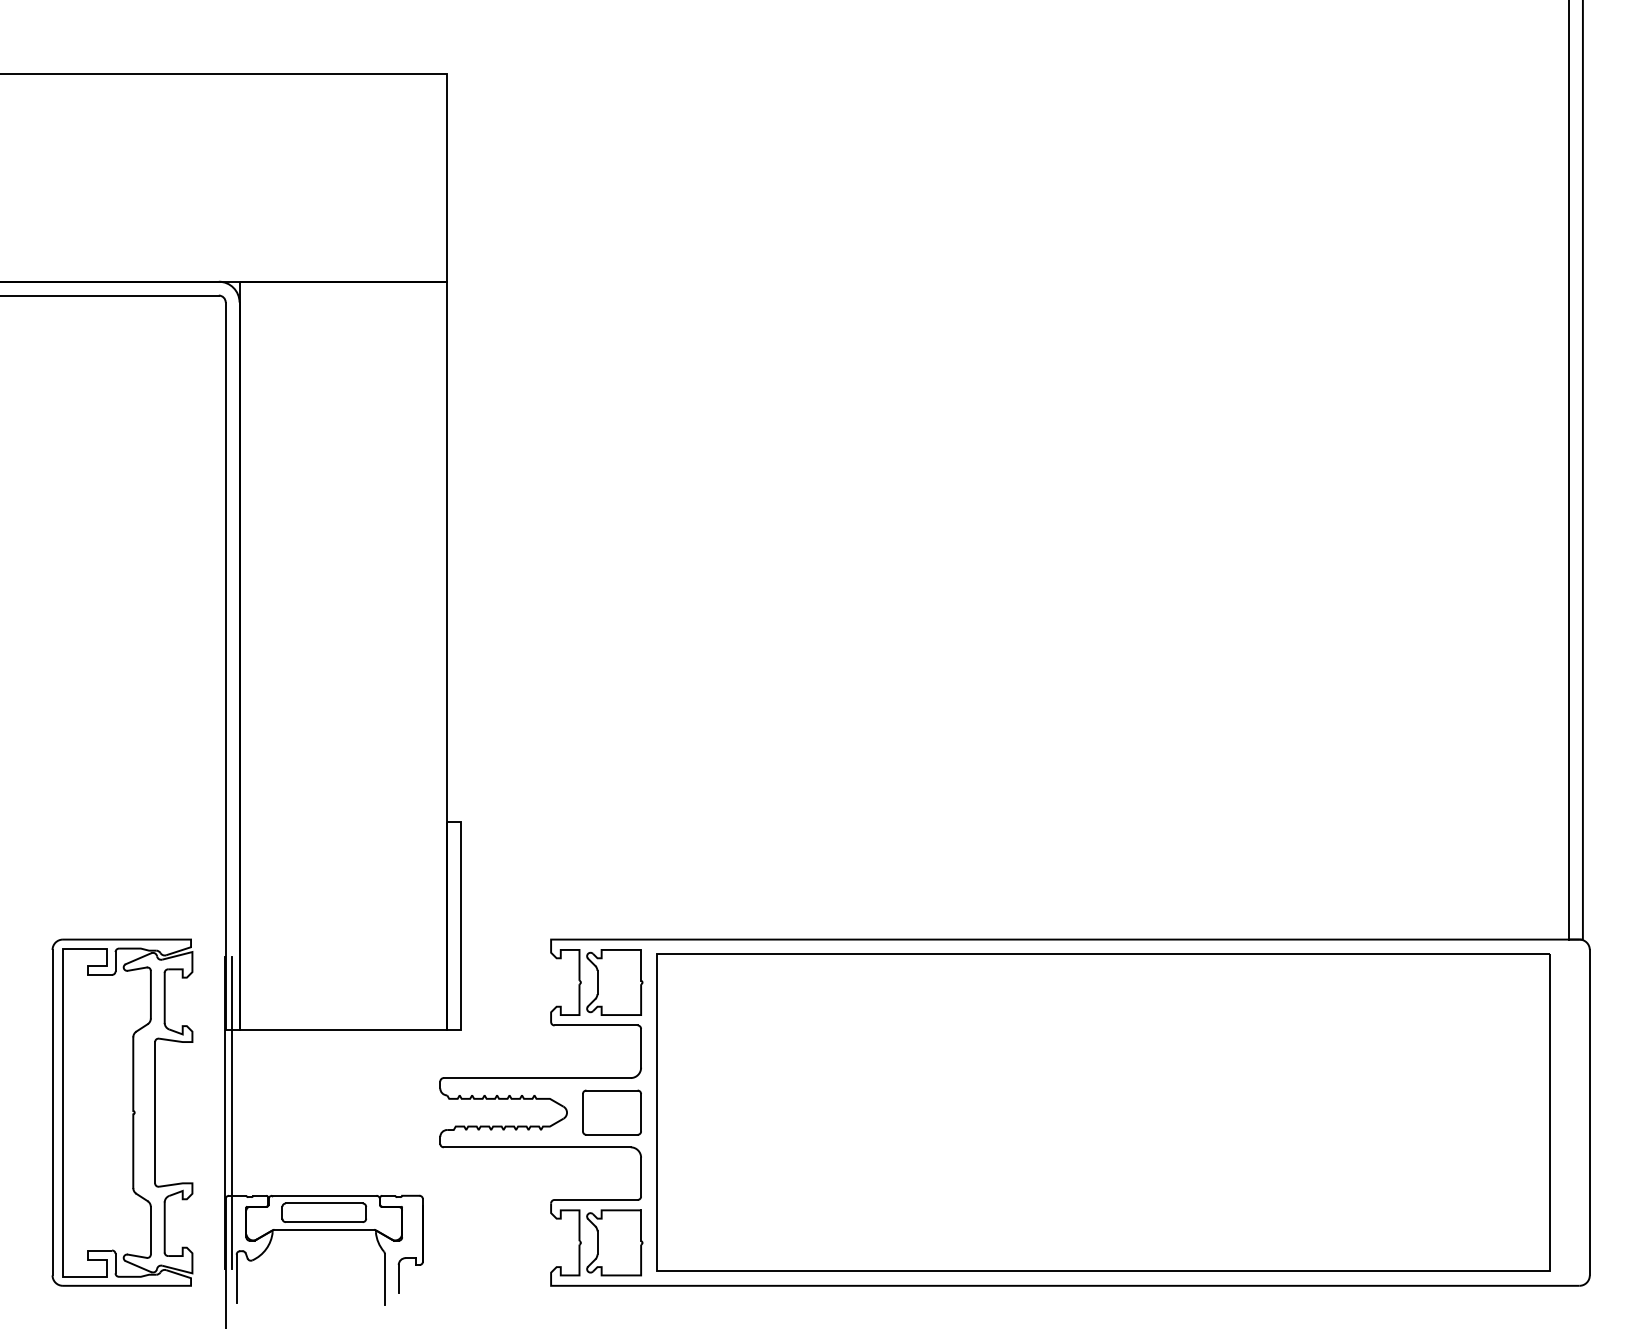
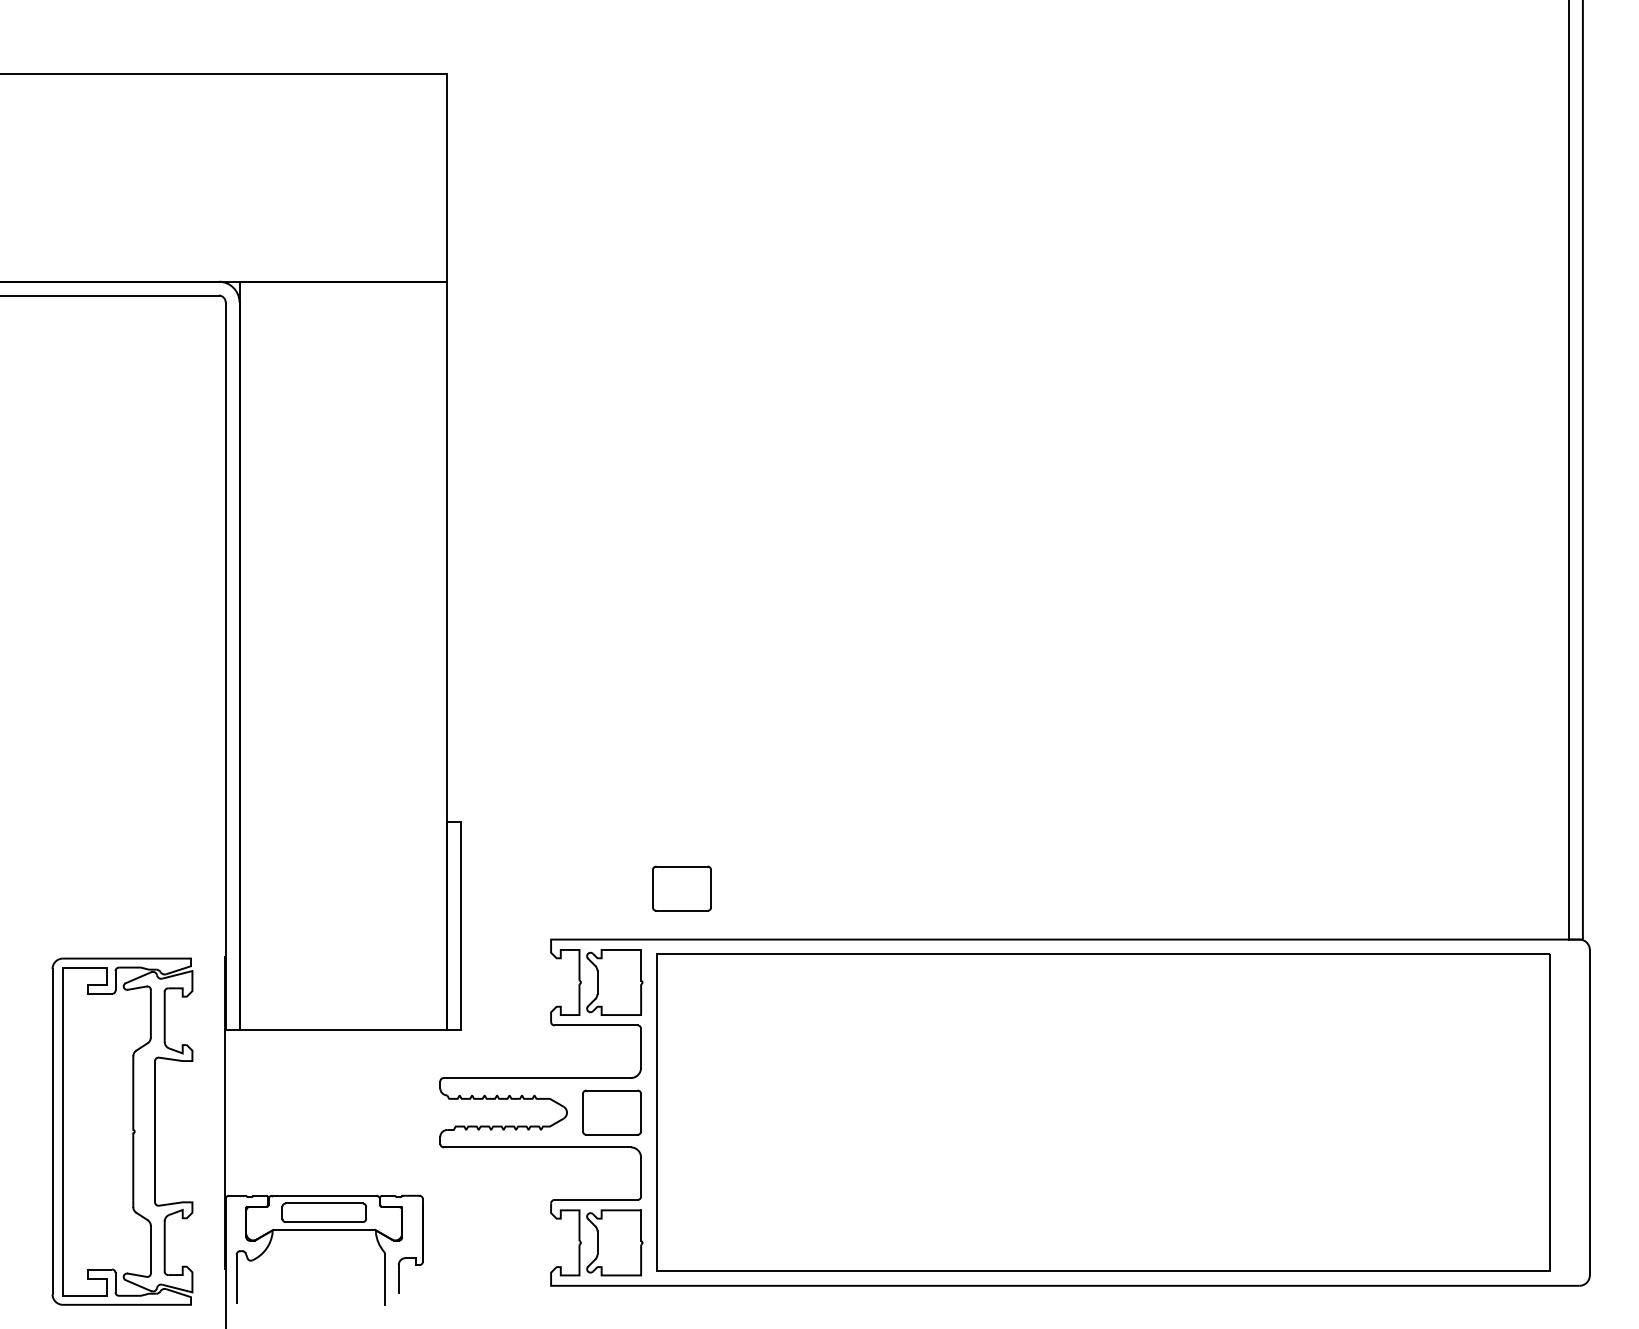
part: none -> present (681, 888)
part position: (122, 1112) -> (122, 1131) (122, 1131)
line: present -> none (231, 1112)
